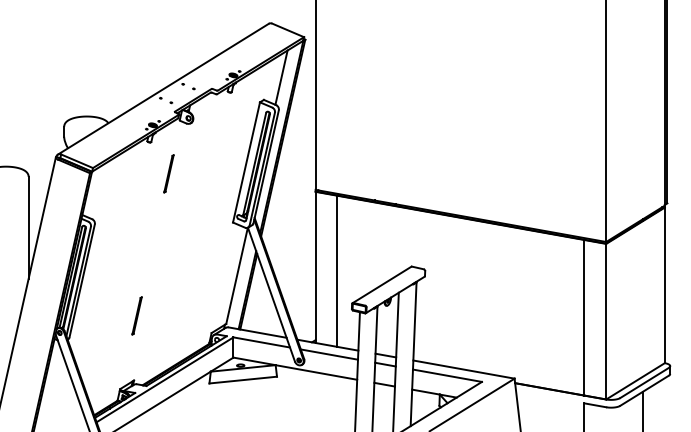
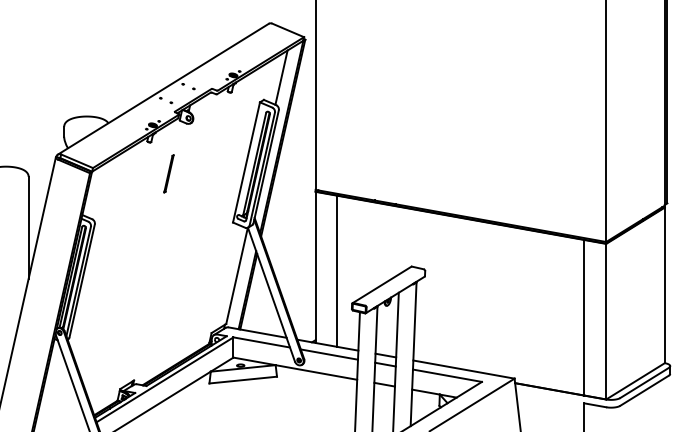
line: present -> none (136, 315)
line: present -> none (643, 409)
